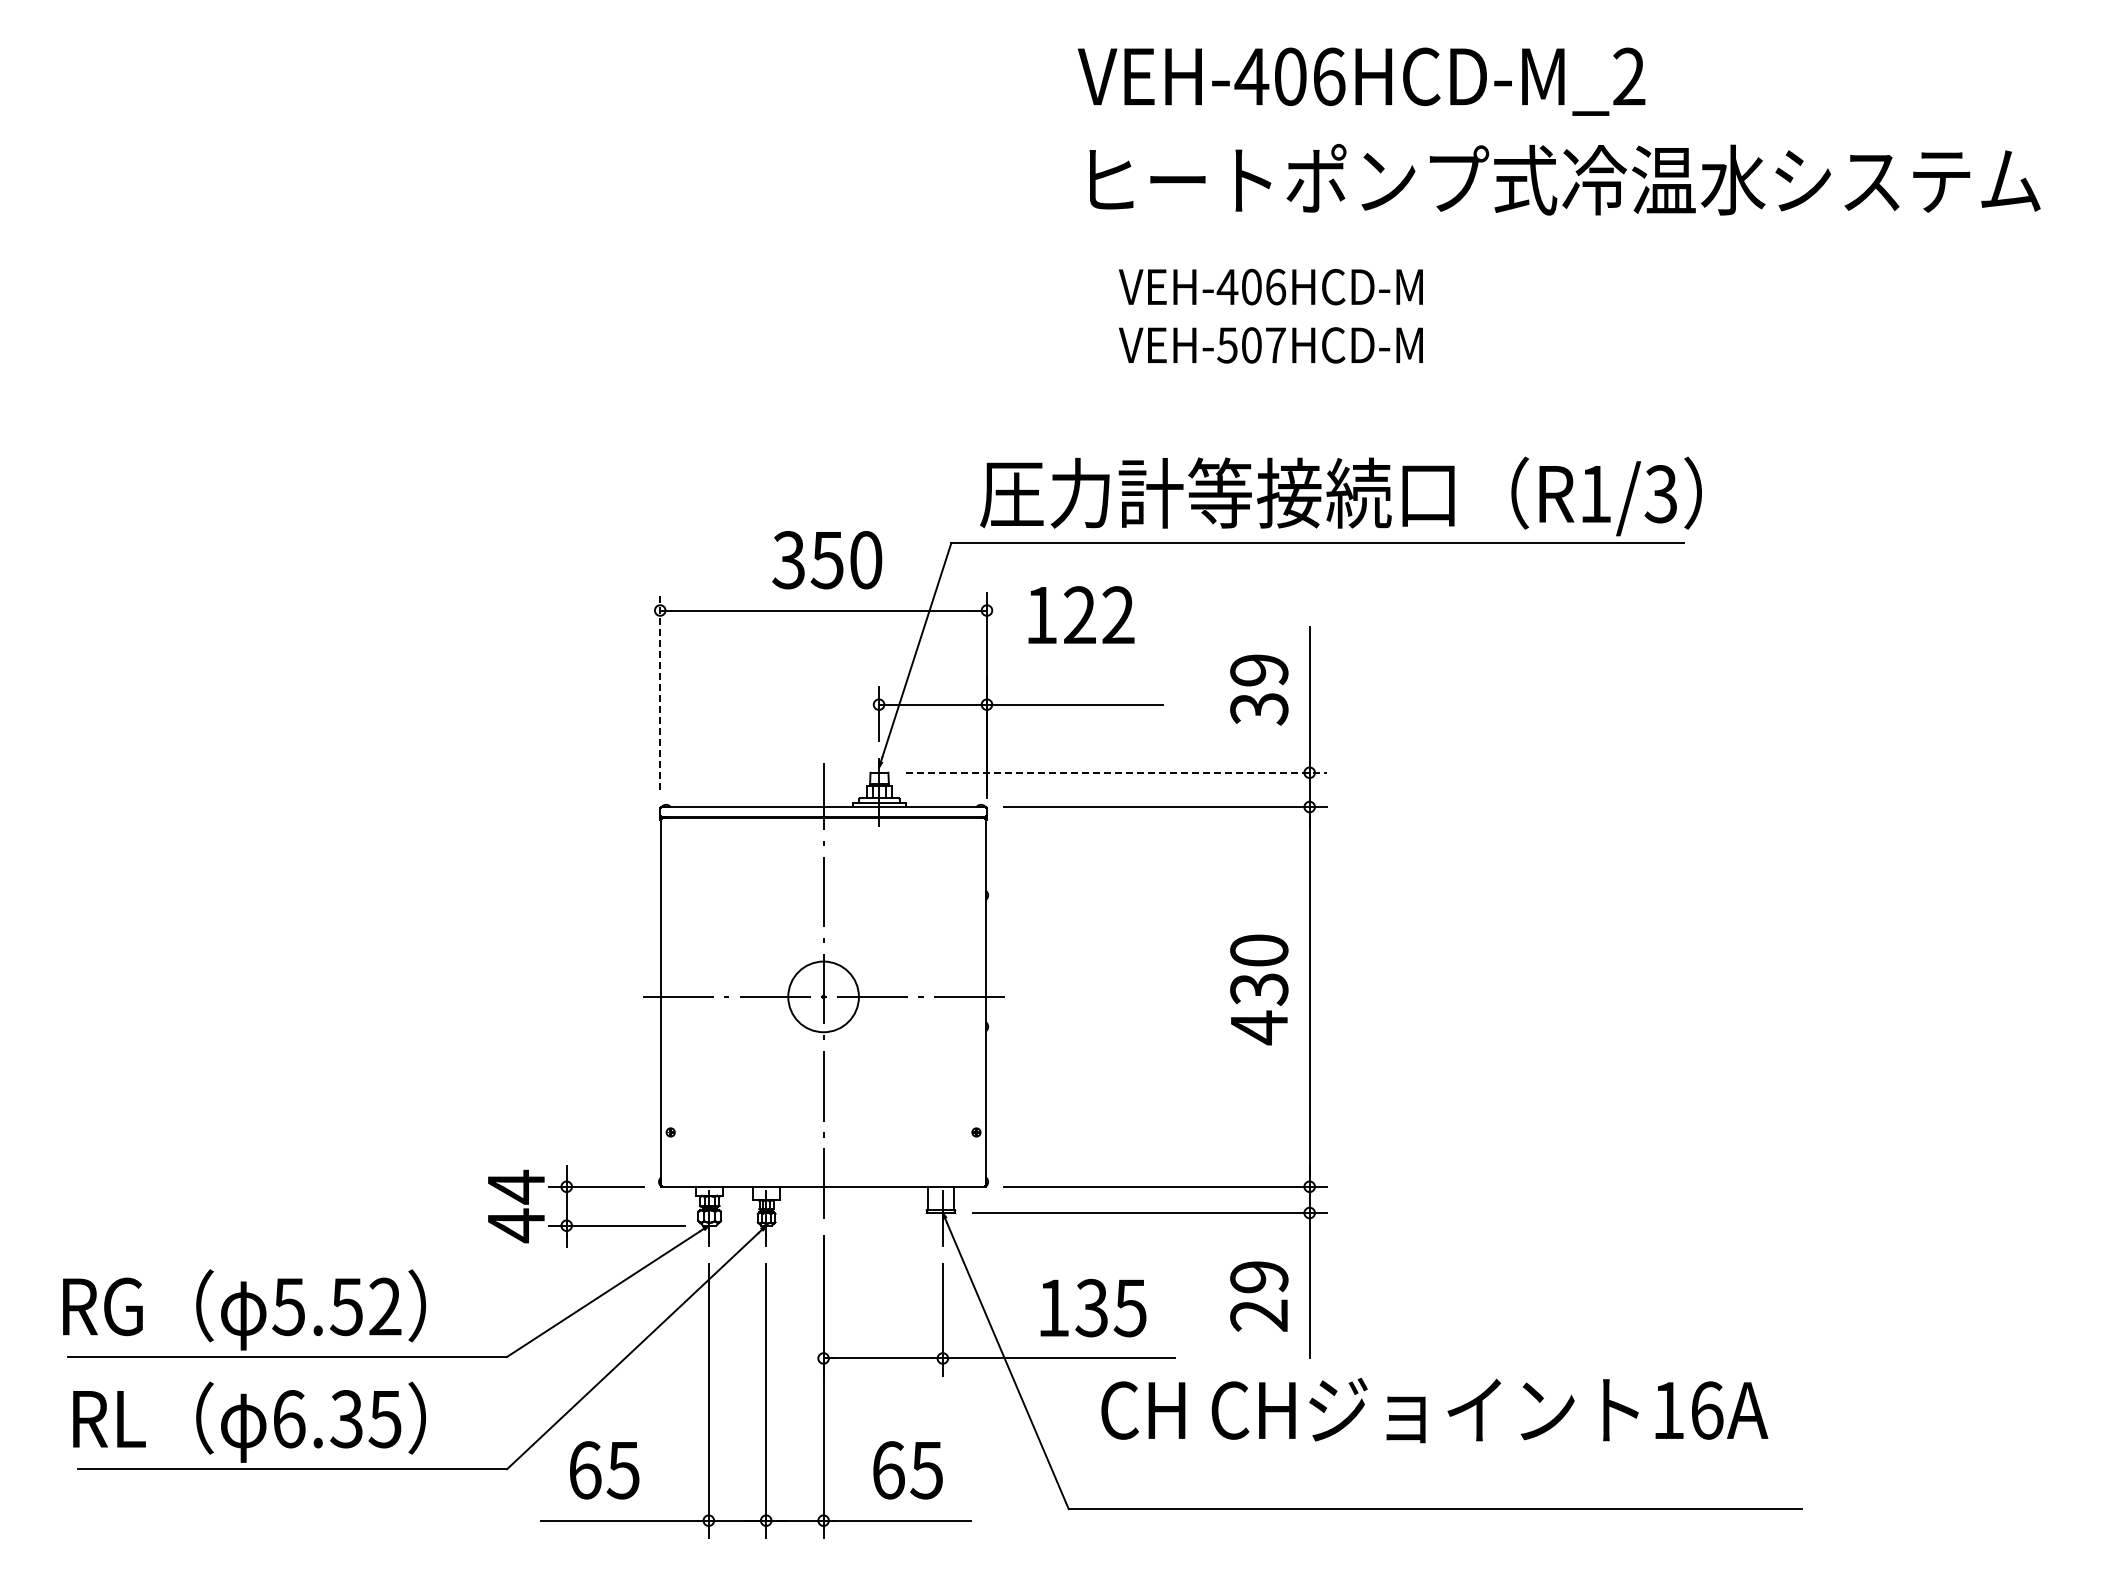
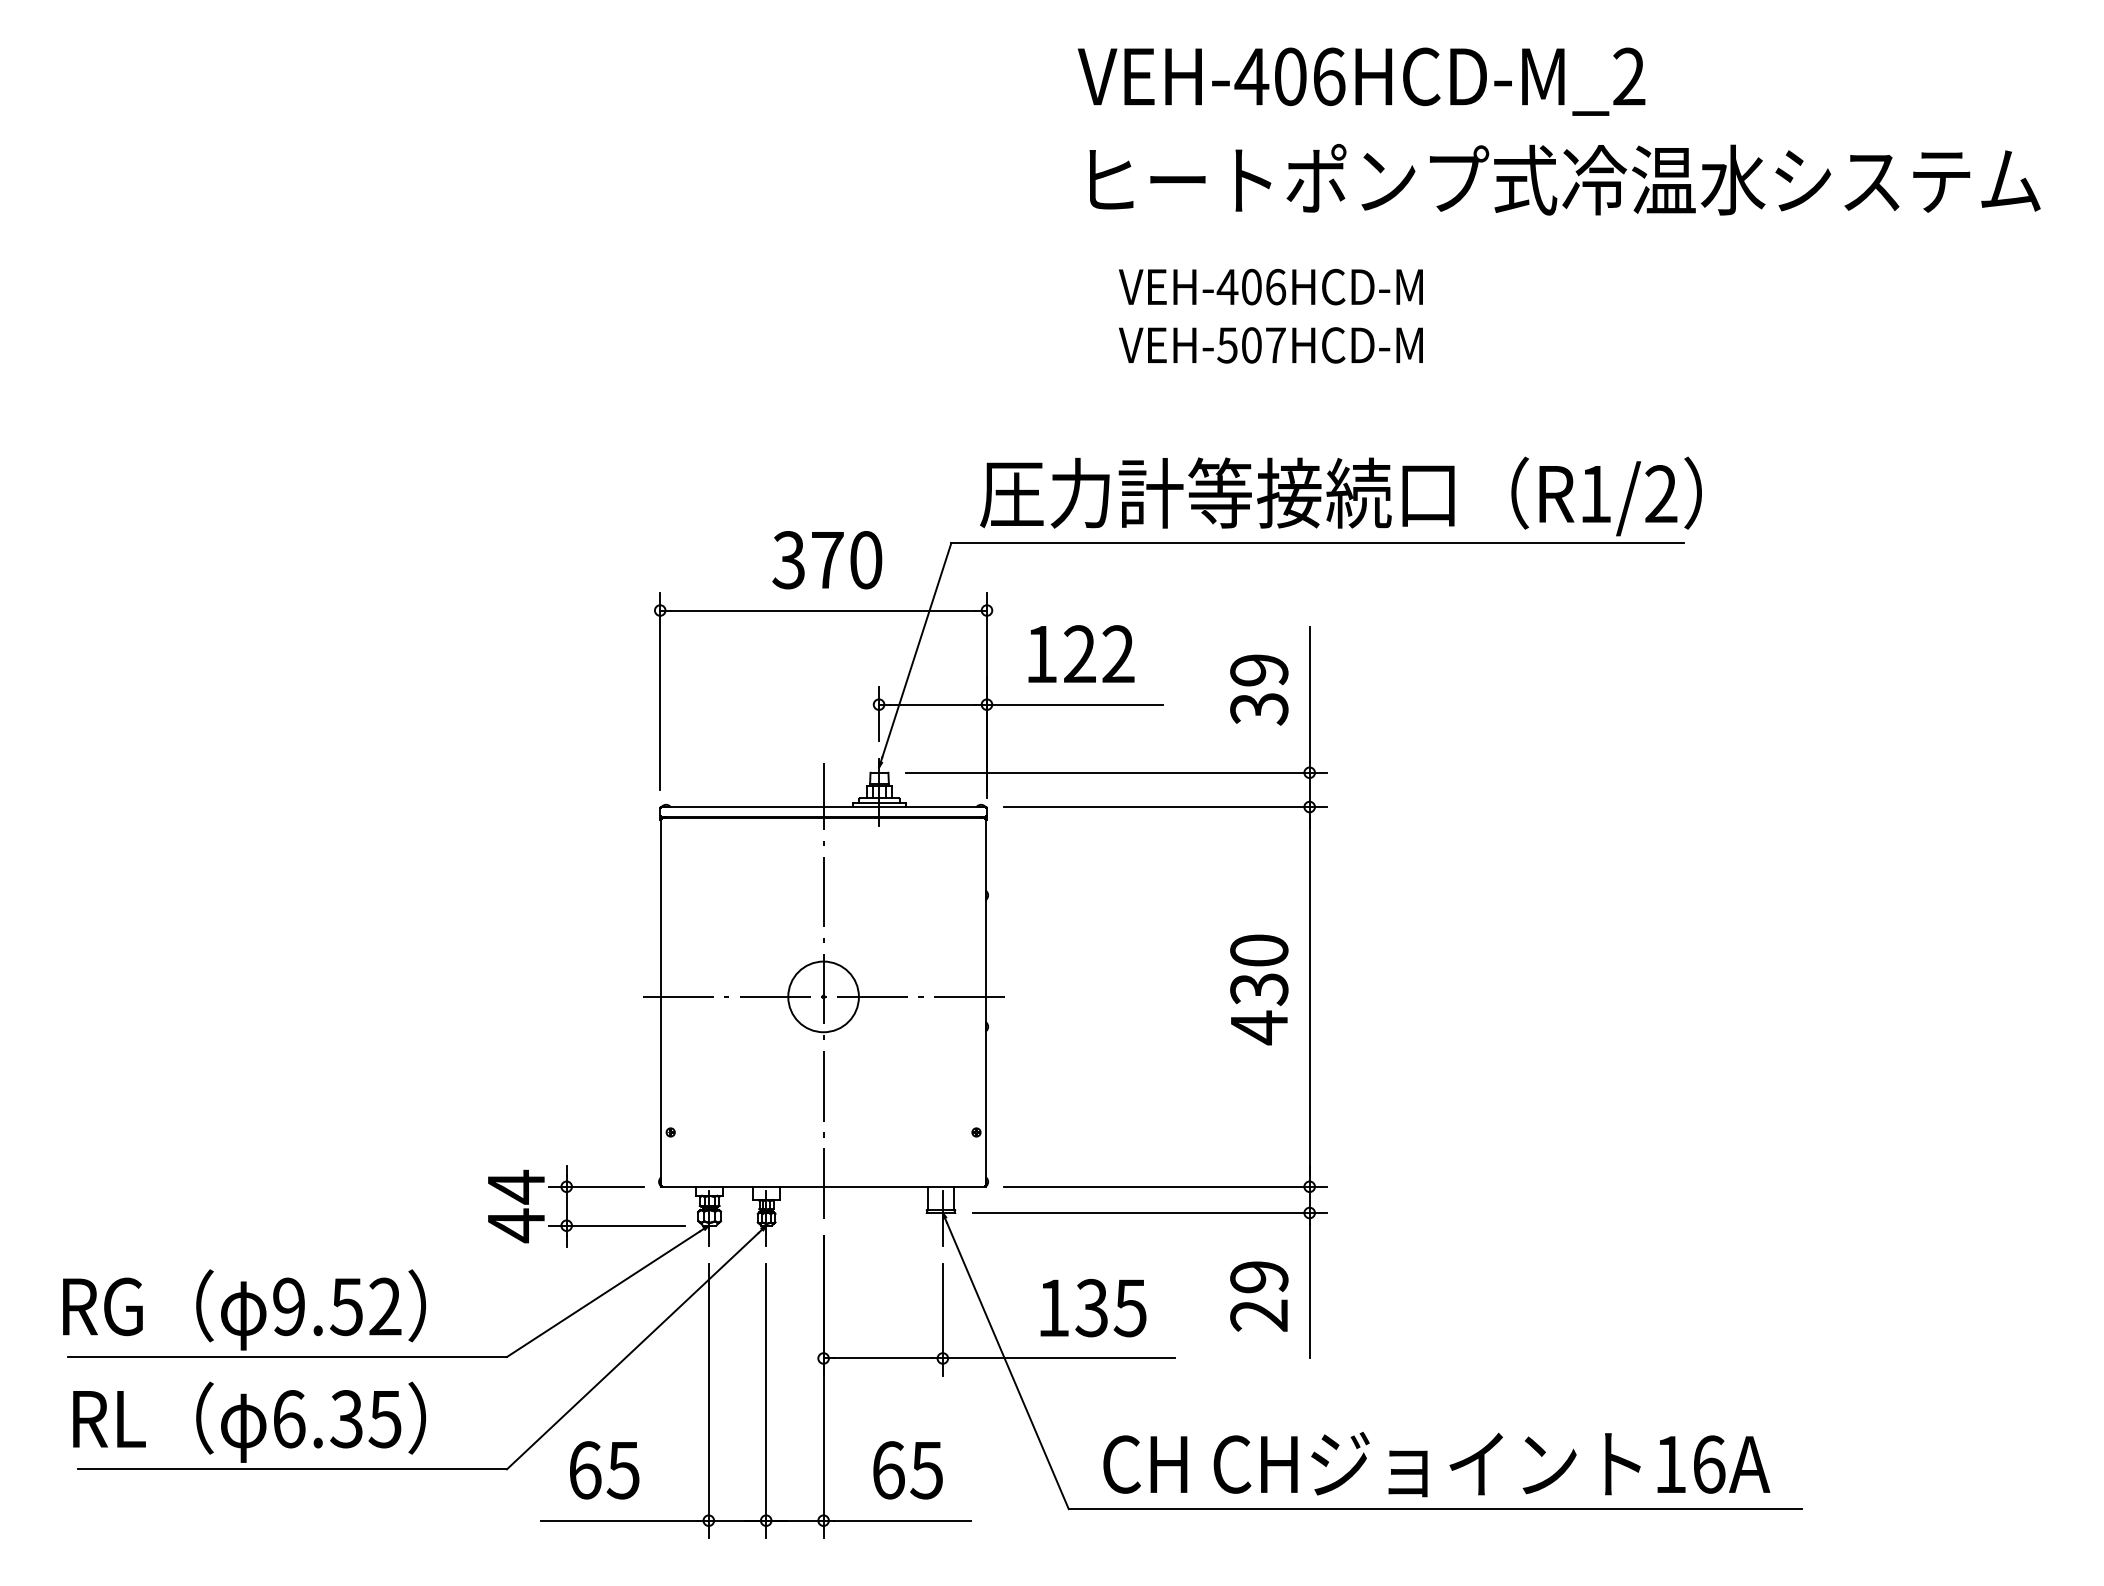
text: R1/3 -> R1/2 (1660, 494)
text: 350 -> 370 (826, 560)
text position: (1081, 614) -> (1081, 653) (1081, 653)
line: dashed -> solid (660, 691)
line: dashed -> solid (1116, 772)
text: 5.52 -> 9.52 (288, 1306)
text position: (1434, 1410) -> (1436, 1464) (1436, 1464)
